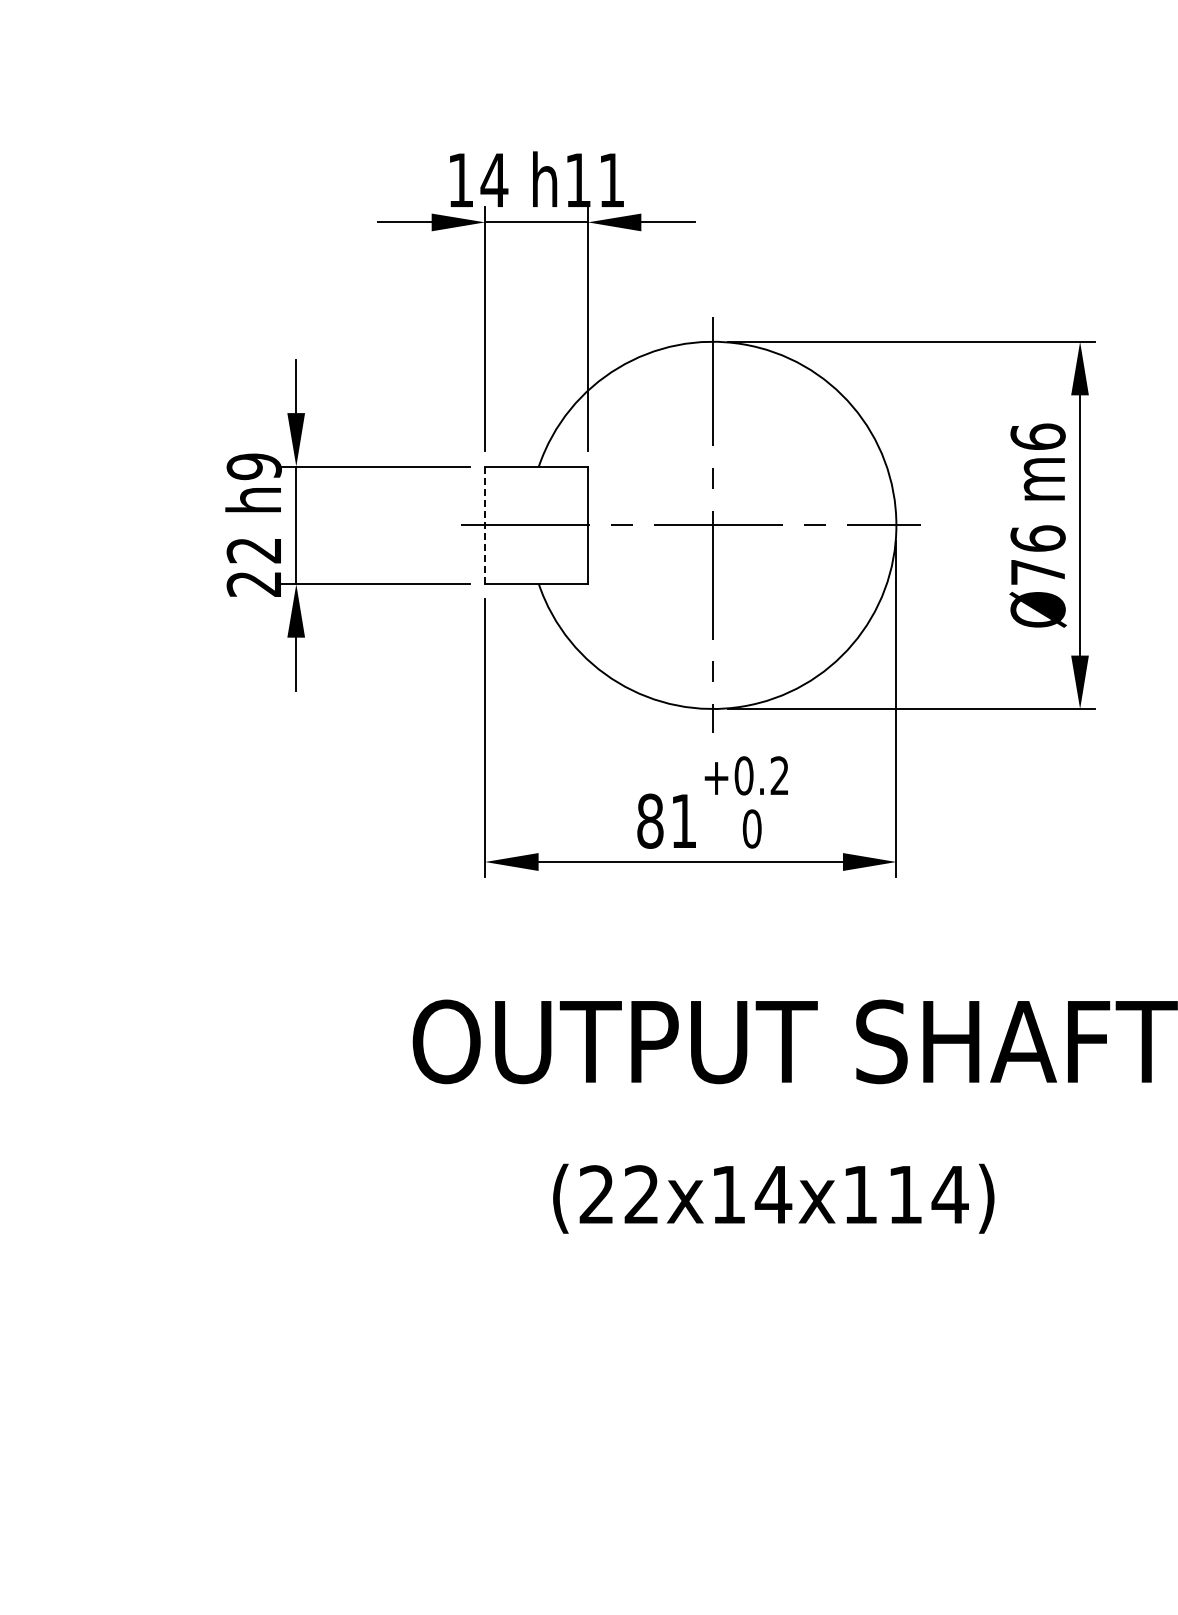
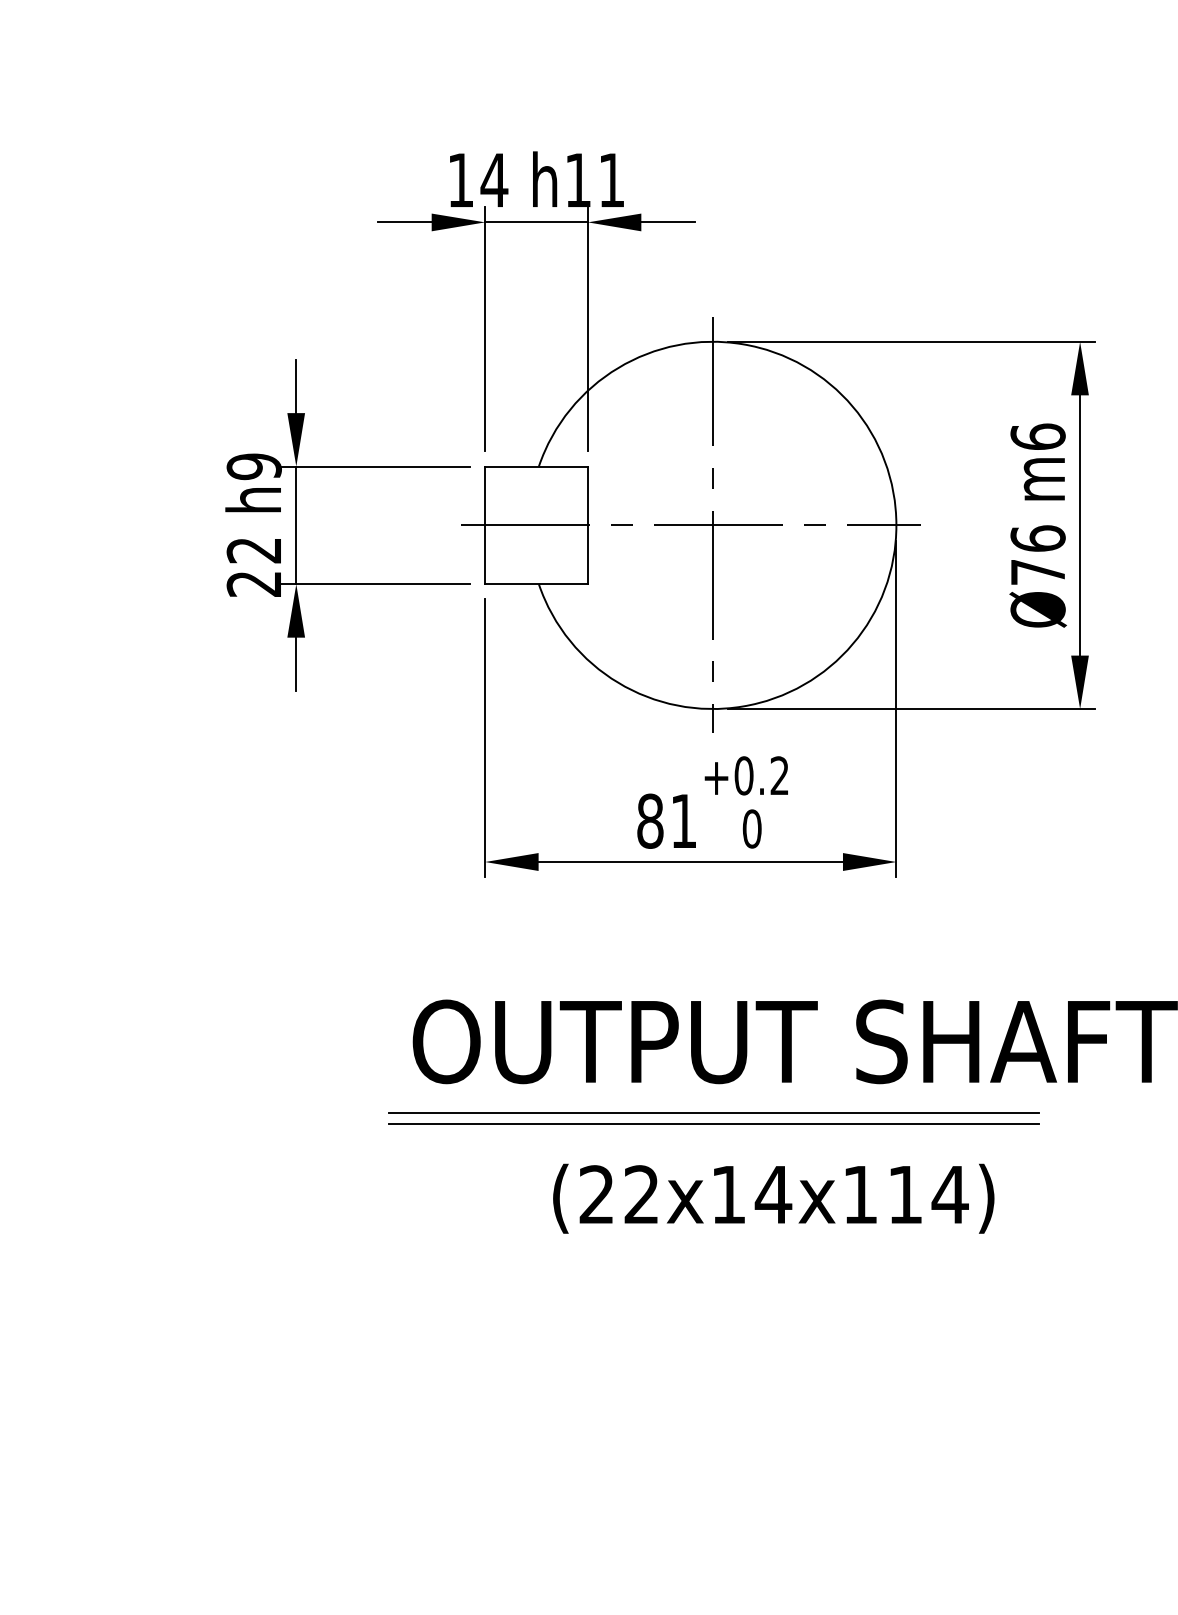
line: dashed -> solid (485, 525)
line: none -> present (713, 1112)
line: none -> present (713, 1123)
